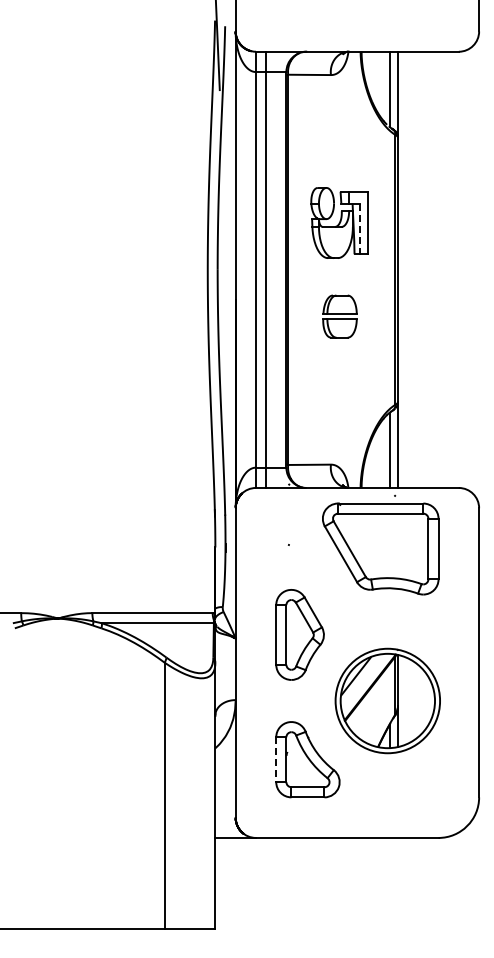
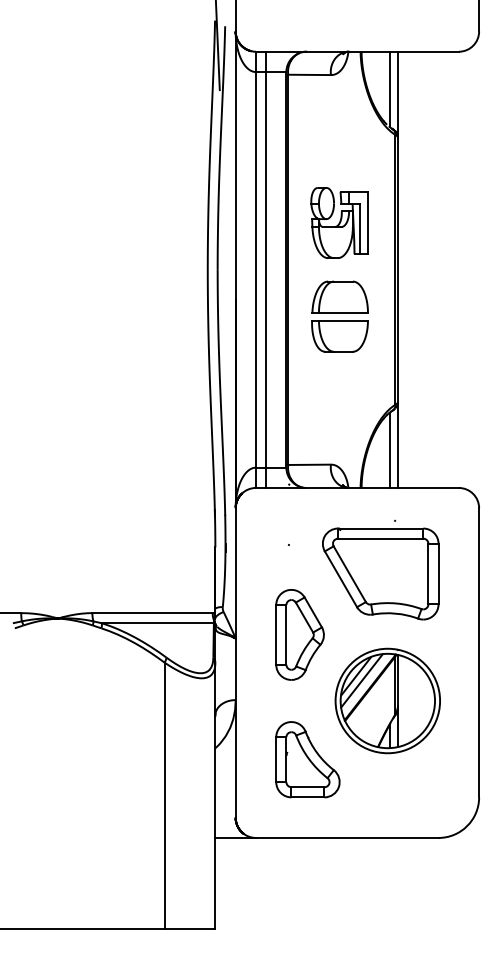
line: dashed -> solid (360, 229)
part size: 36x45 px -> 58x73 px (339, 316)
part position: (380, 544) -> (380, 569) (380, 569)
line: none -> present (361, 680)
line: dashed -> solid (276, 760)
